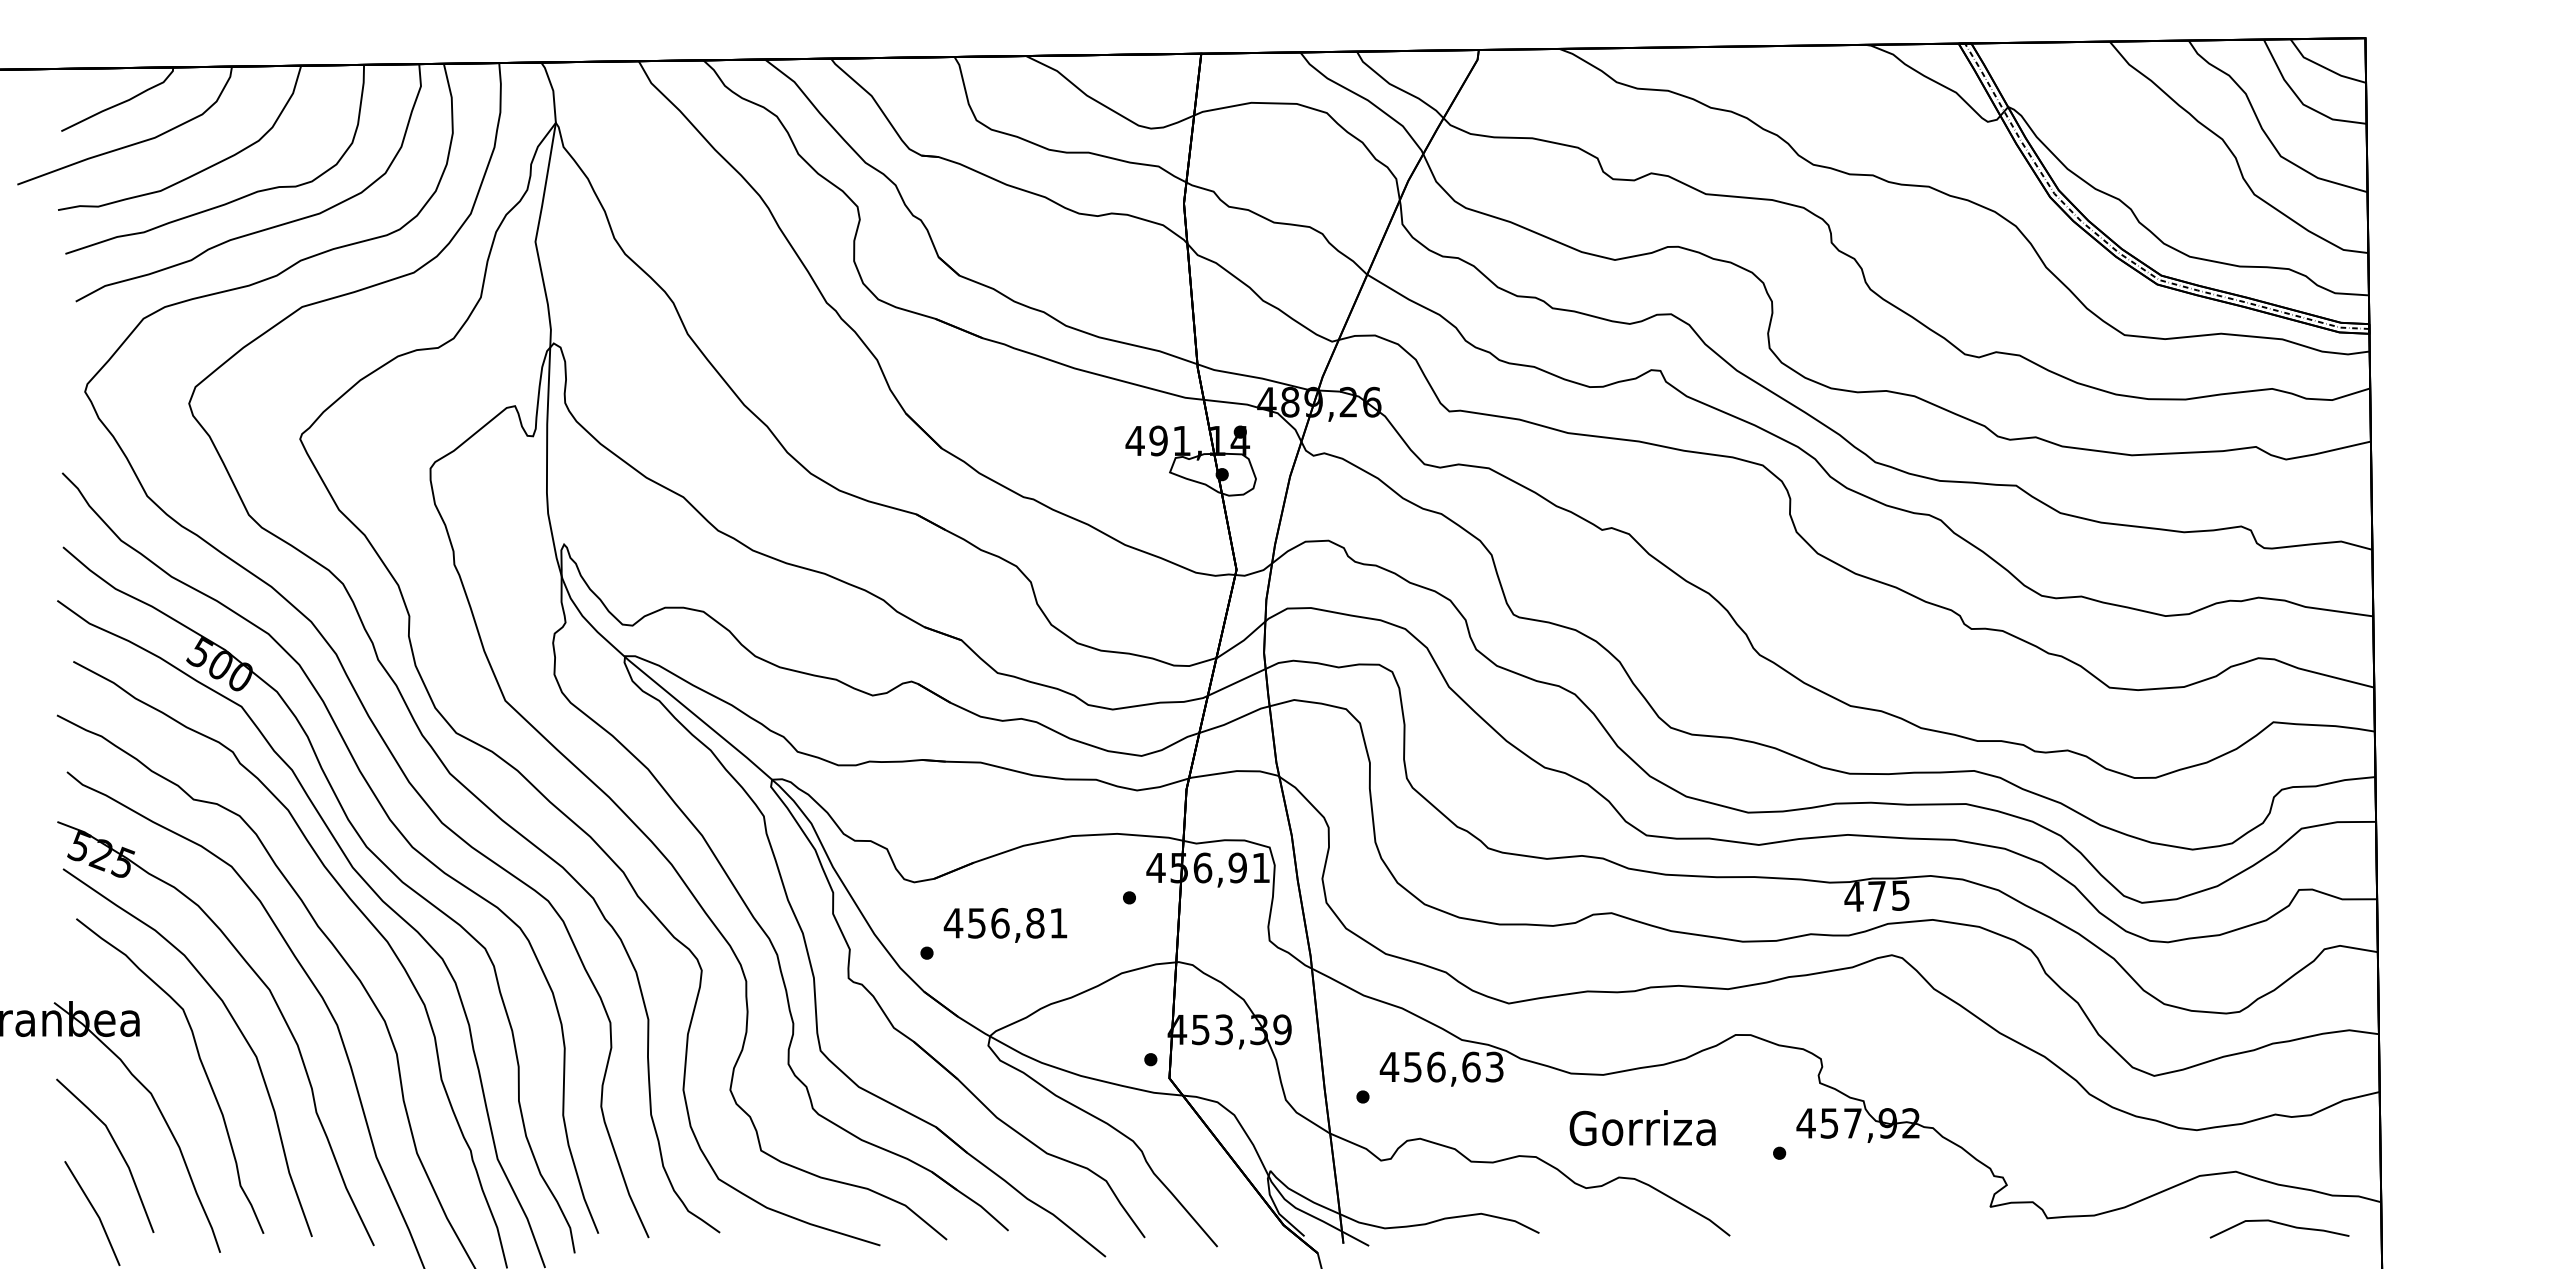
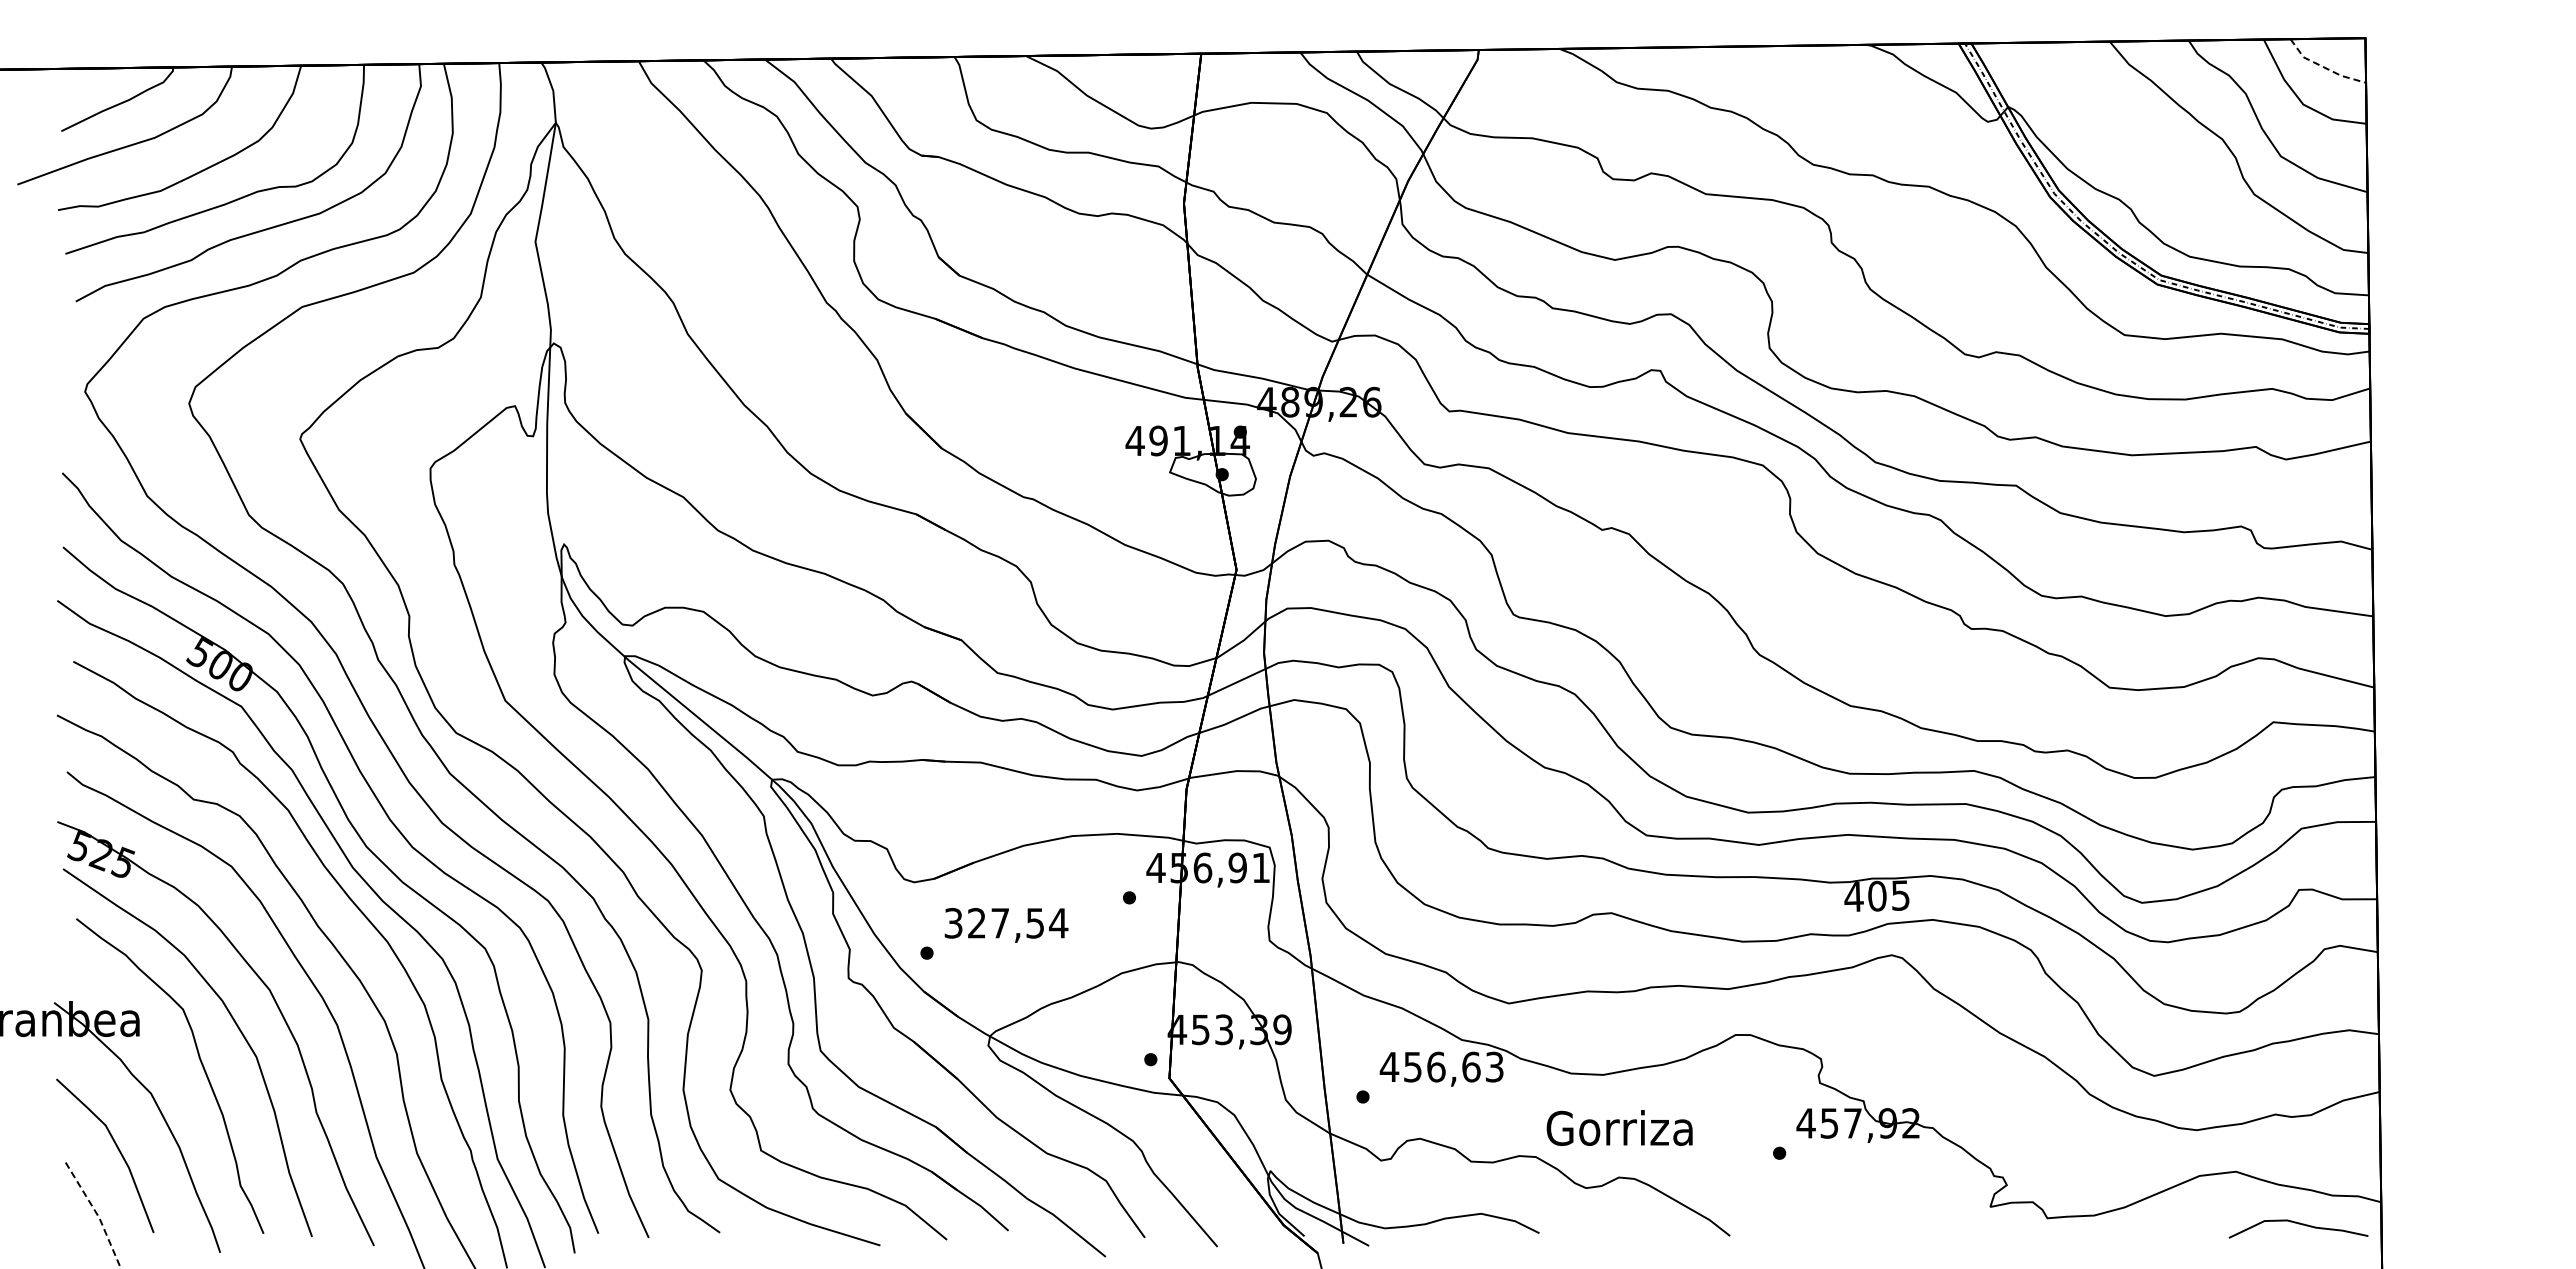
line: solid -> dashed (2324, 67)
text: 475 -> 405 (1877, 895)
text: 456,81 -> 327,54 (1005, 923)
text position: (1642, 1127) -> (1619, 1127) (1619, 1127)
line: solid -> dashed (95, 1212)
curve position: (2279, 1224) -> (2298, 1224) (2298, 1224)
